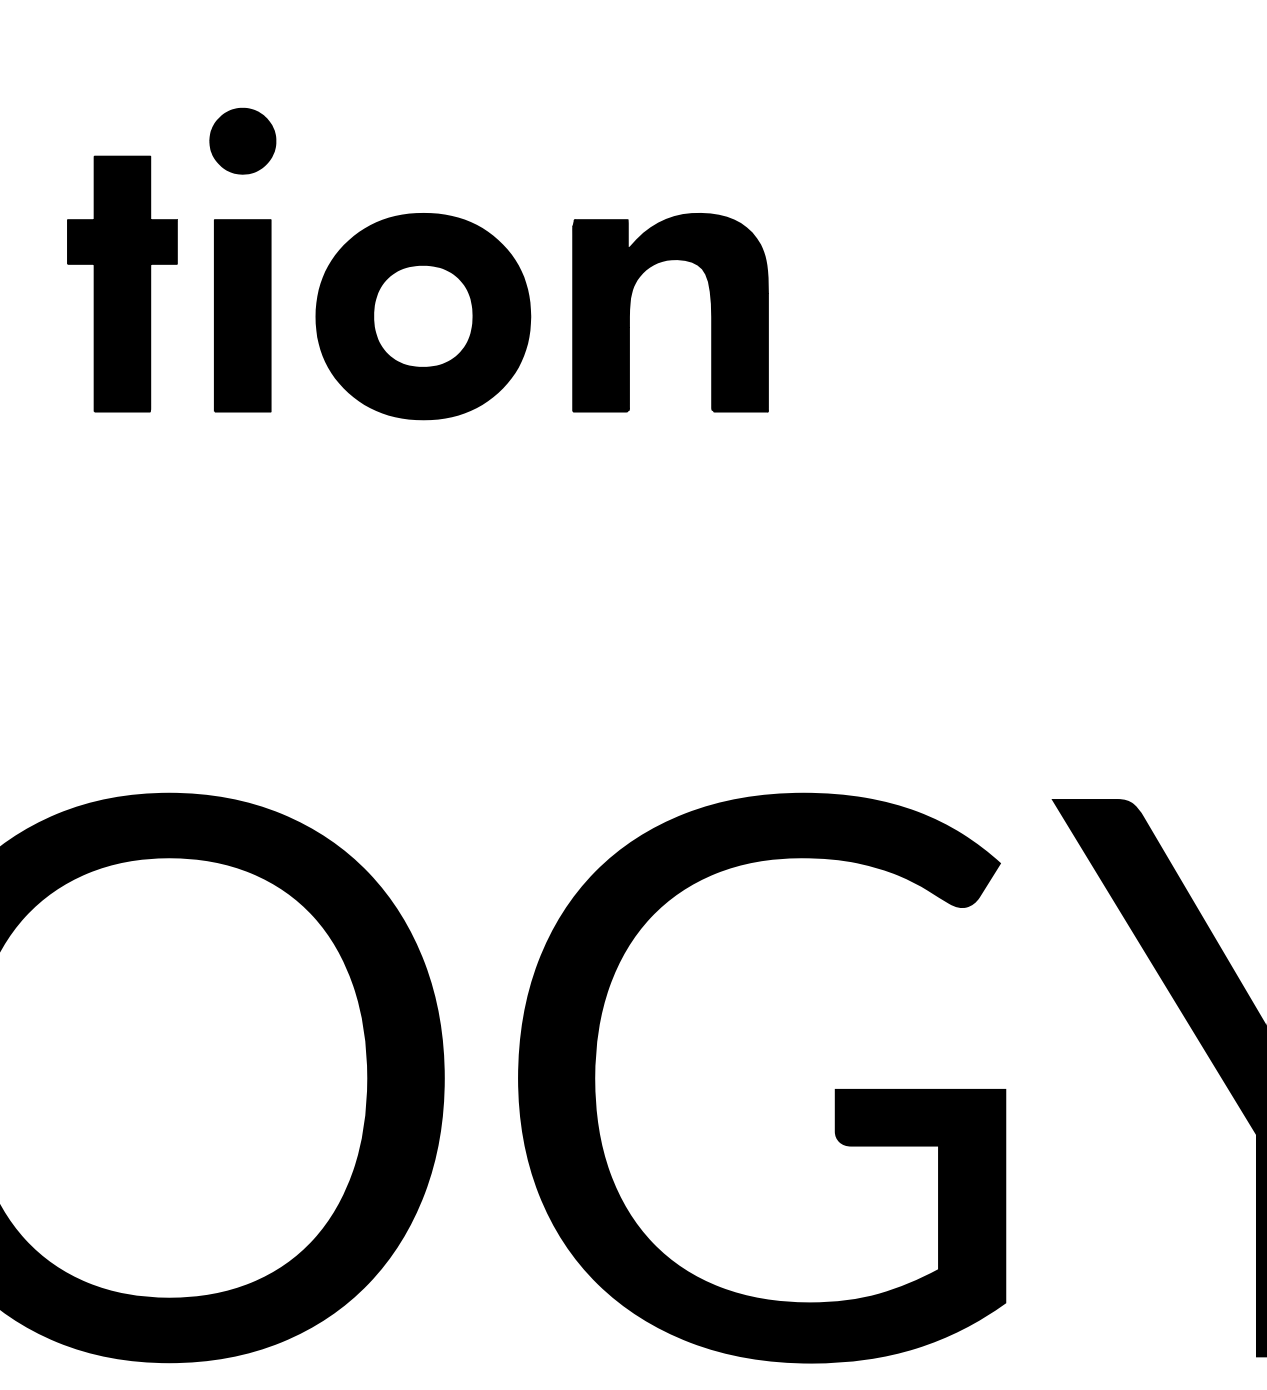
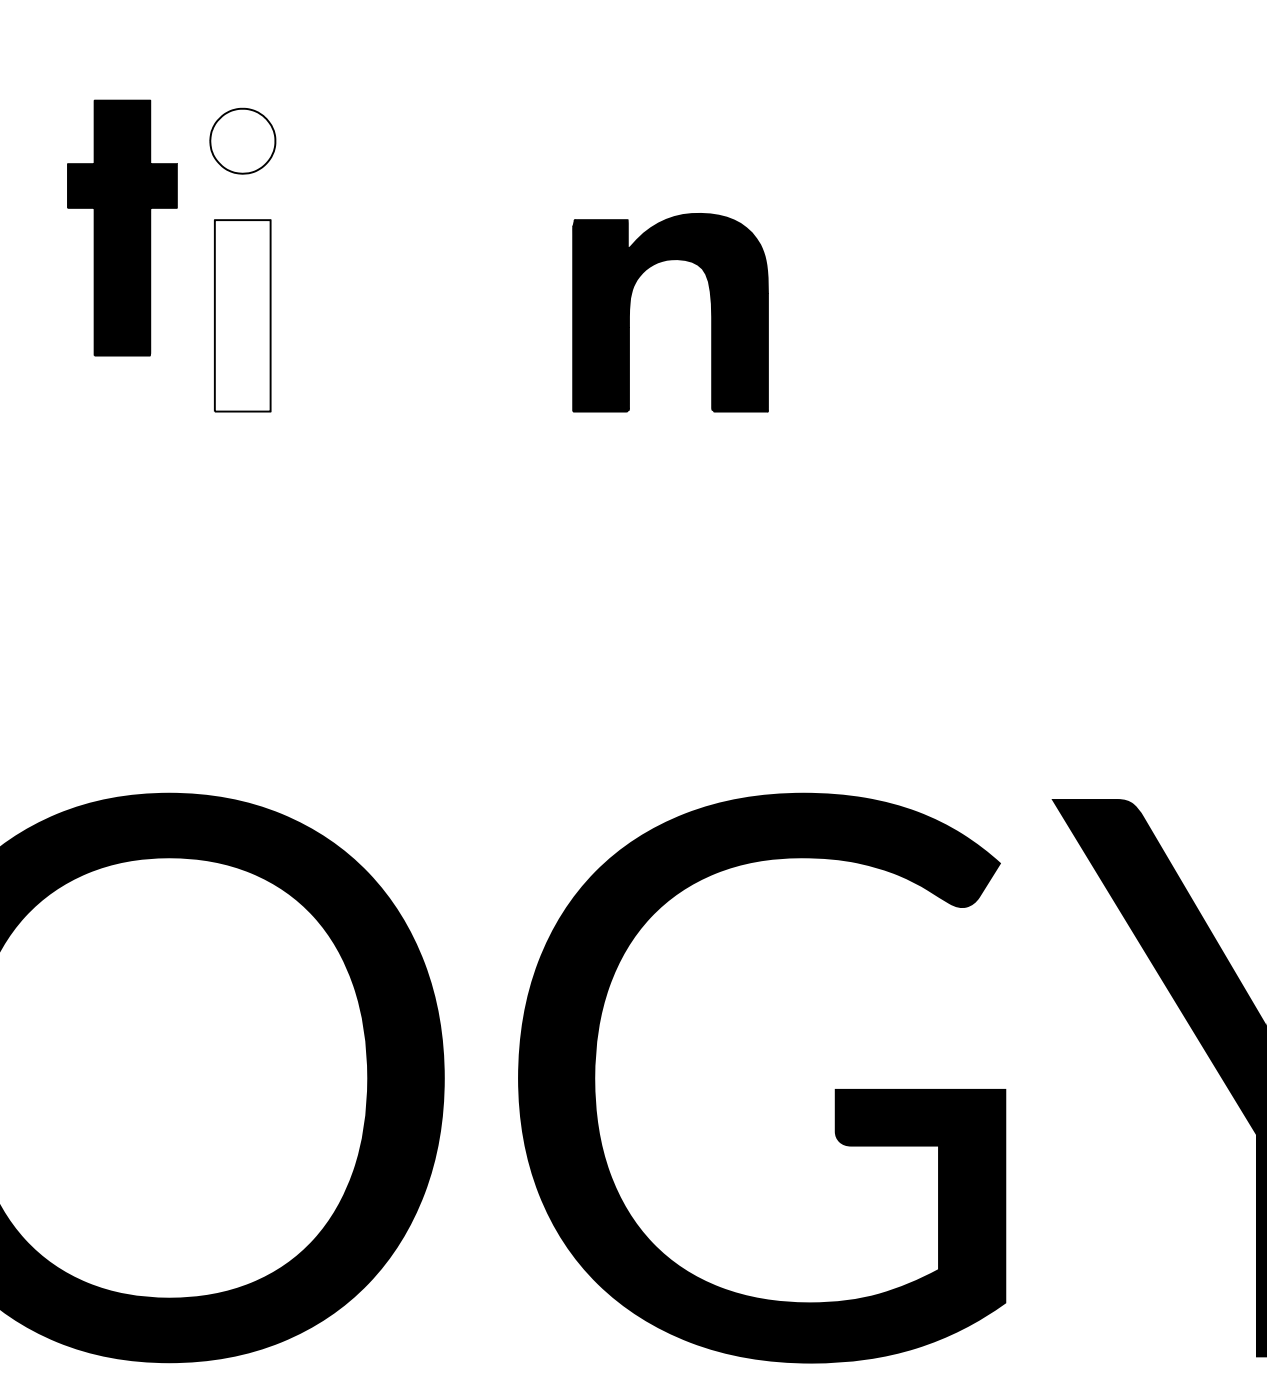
fill: present -> none (242, 140)
part position: (122, 283) -> (122, 227) (122, 227)
fill: present -> none (242, 315)
part: present -> none (423, 316)
